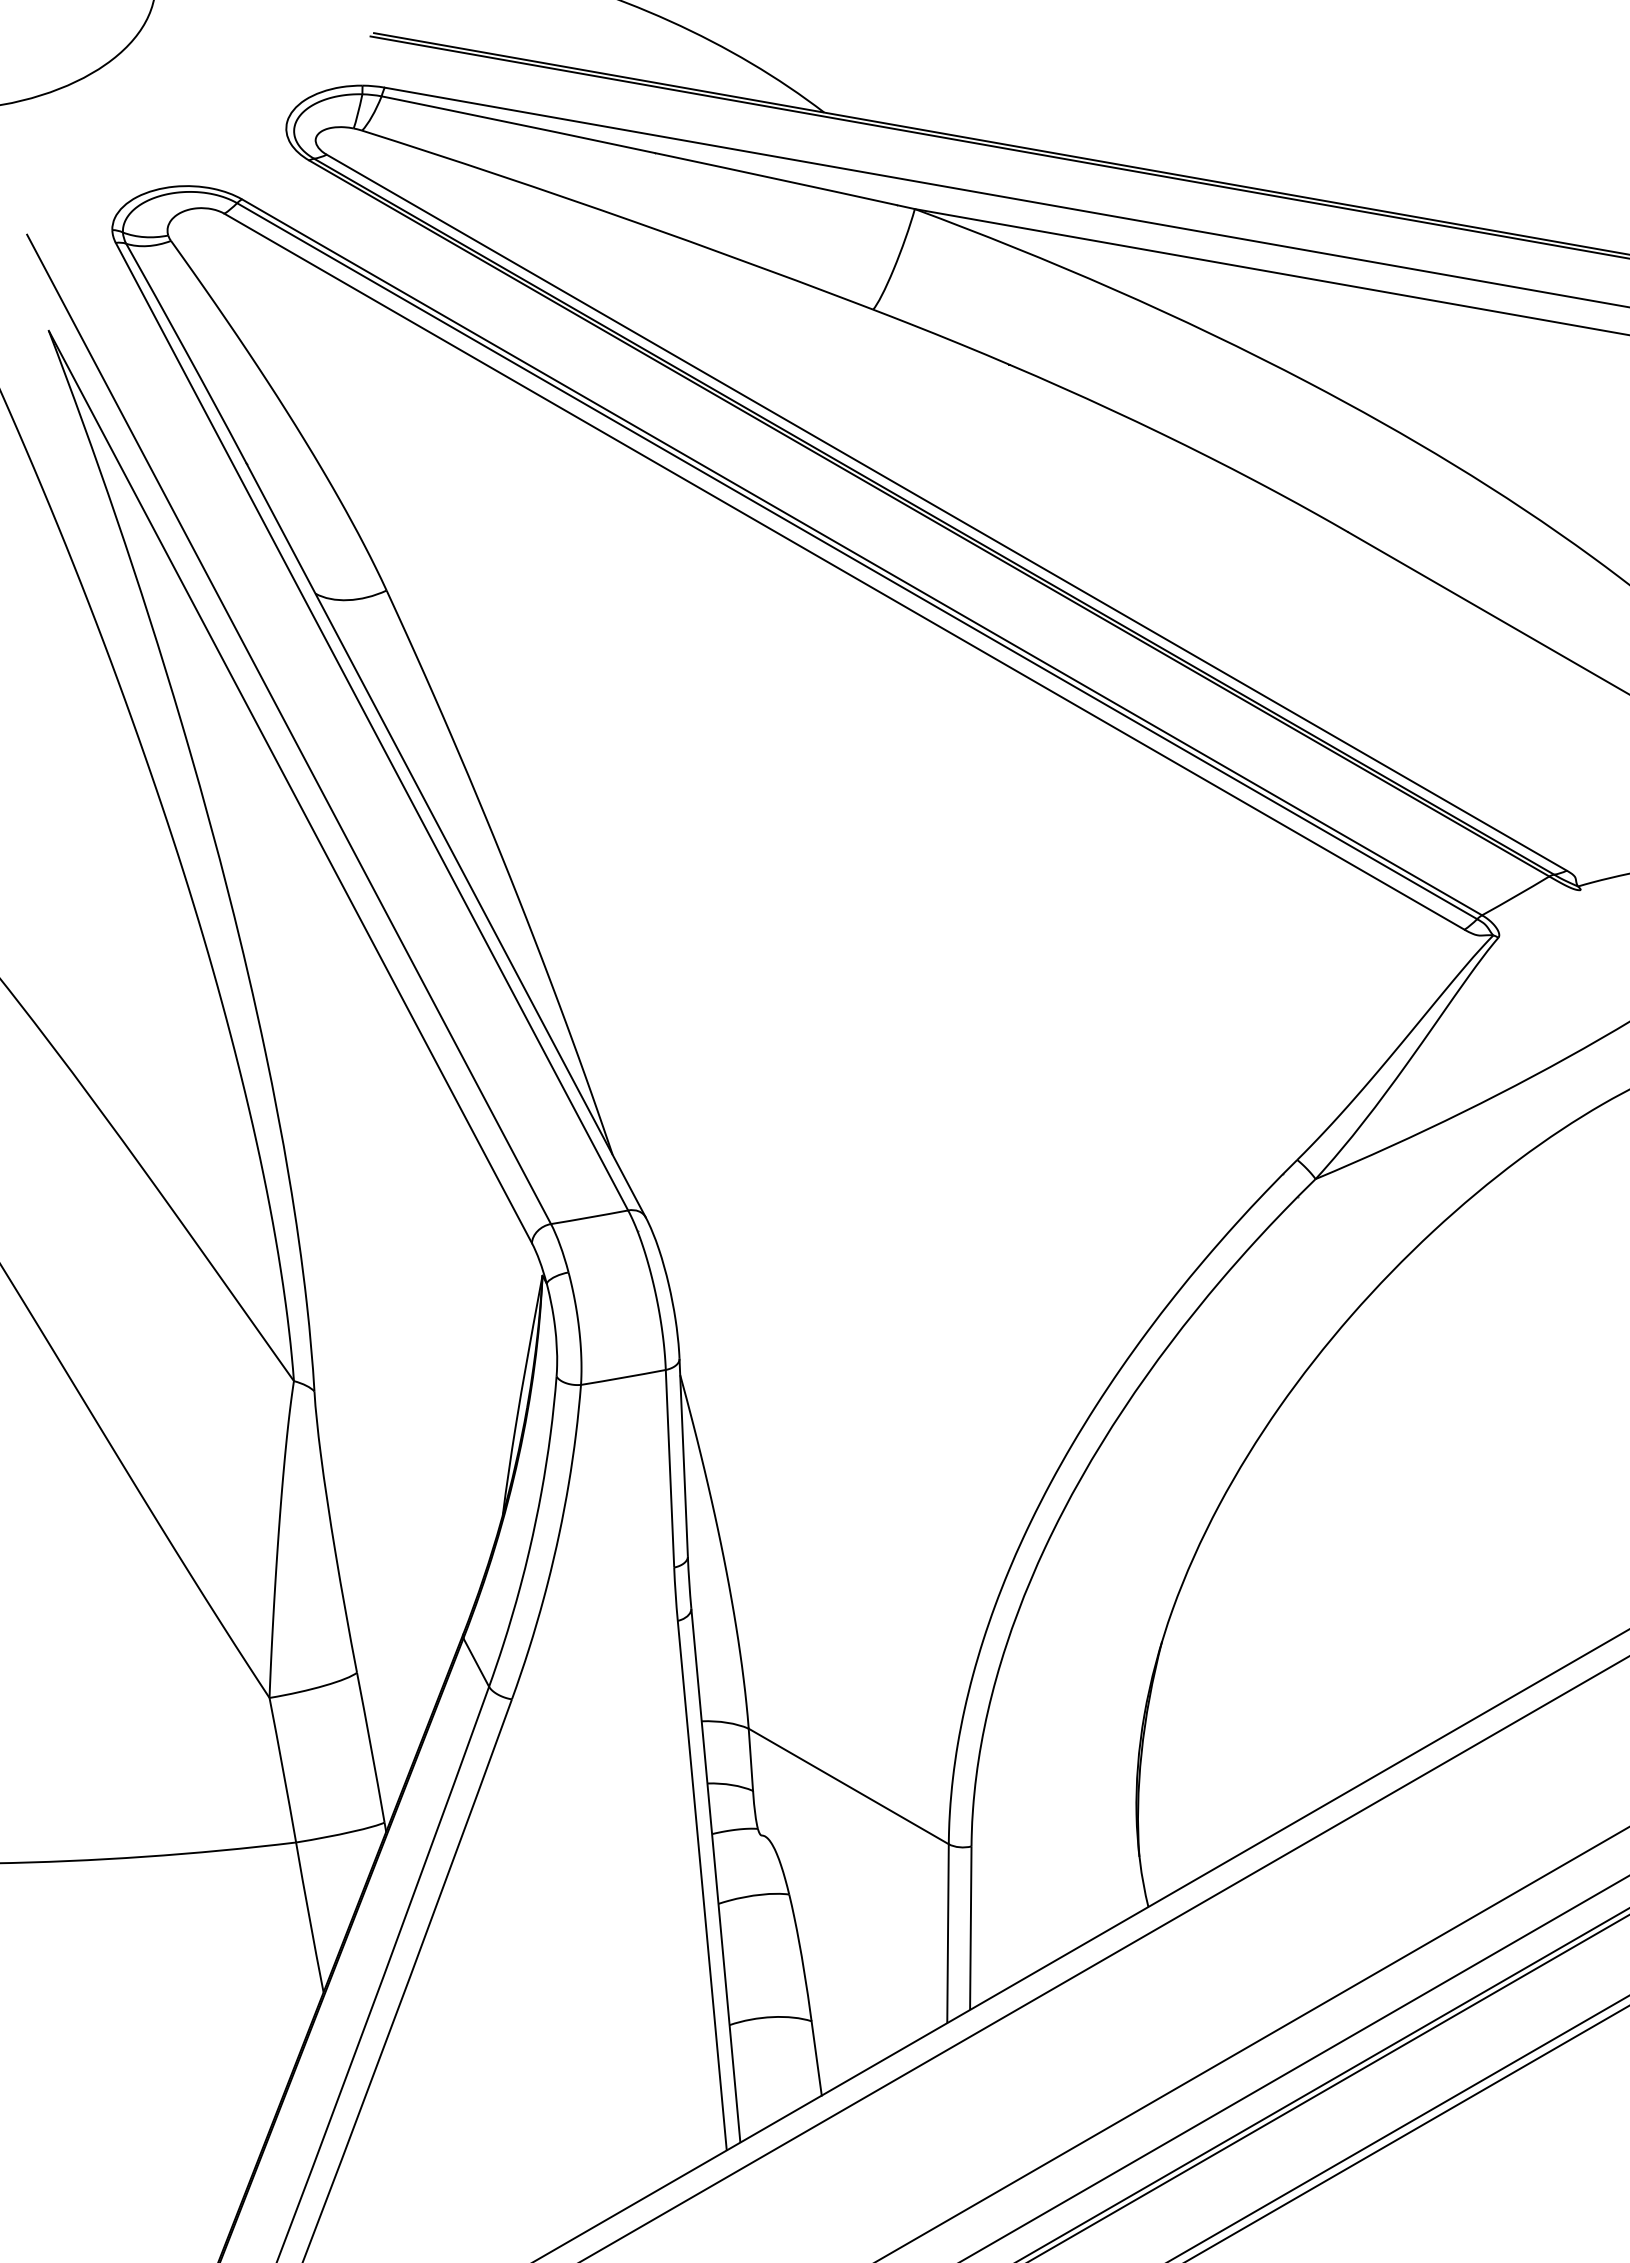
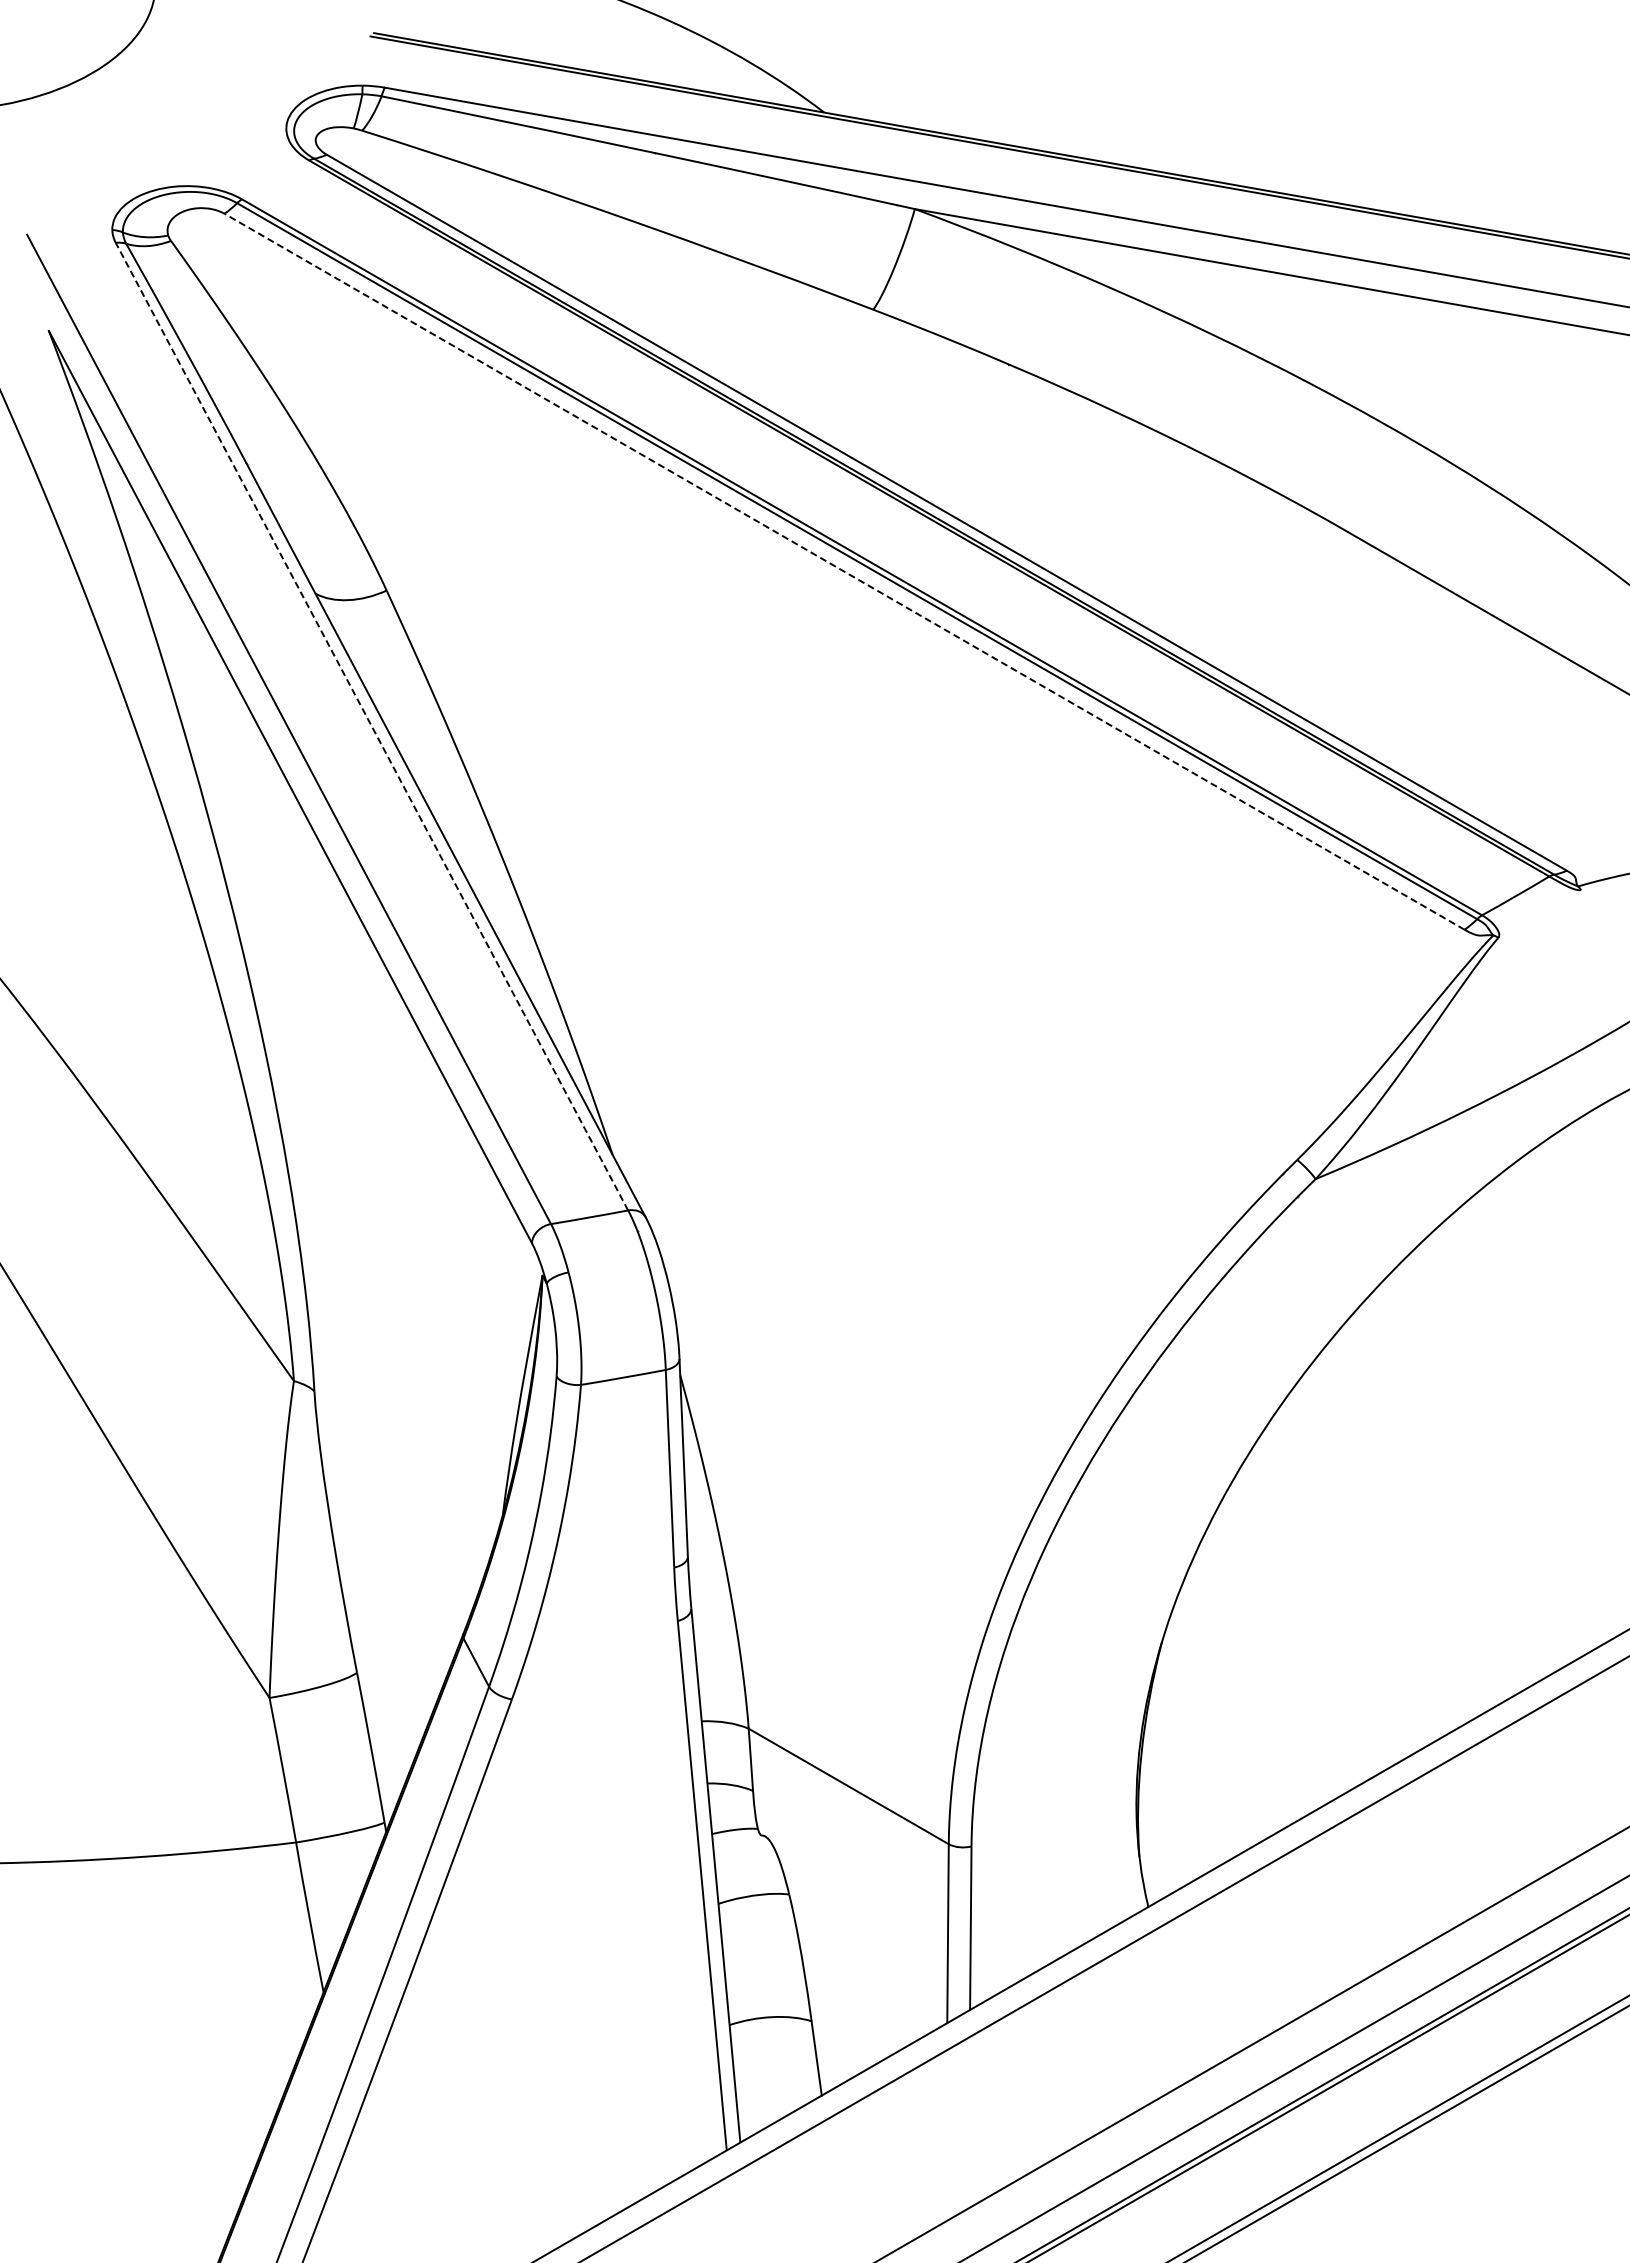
line: solid -> dashed (844, 571)
line: solid -> dashed (371, 726)
